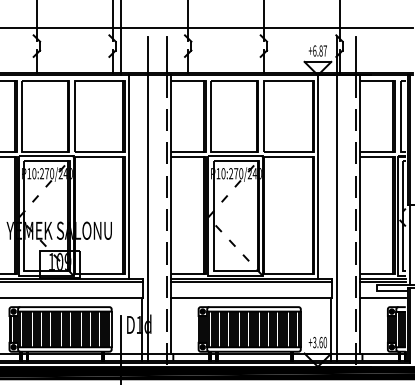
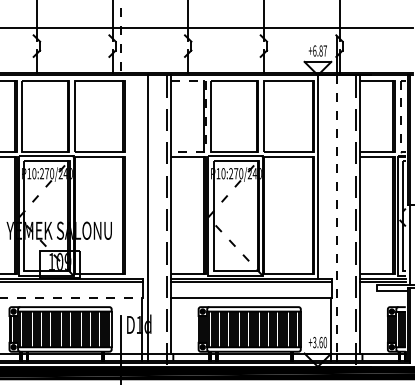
line: solid -> dashed (121, 38)
line: present -> none (148, 54)
line: present -> none (166, 54)
line: present -> none (356, 54)
line: solid -> dashed (205, 116)
line: solid -> dashed (400, 120)
line: present -> none (128, 177)
line: solid -> dashed (337, 214)
line: solid -> dashed (72, 298)
line: present -> none (382, 298)
